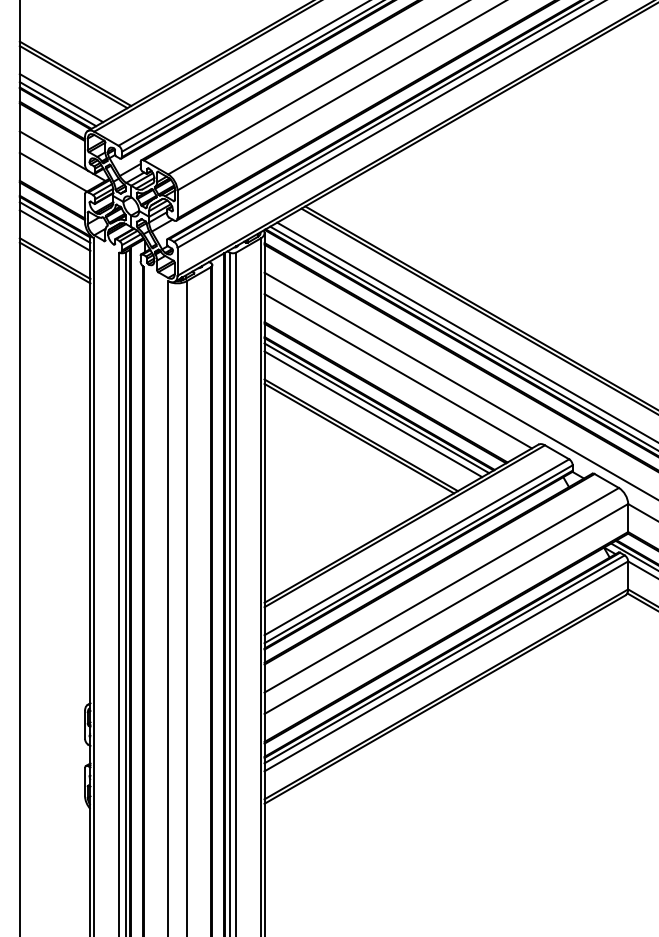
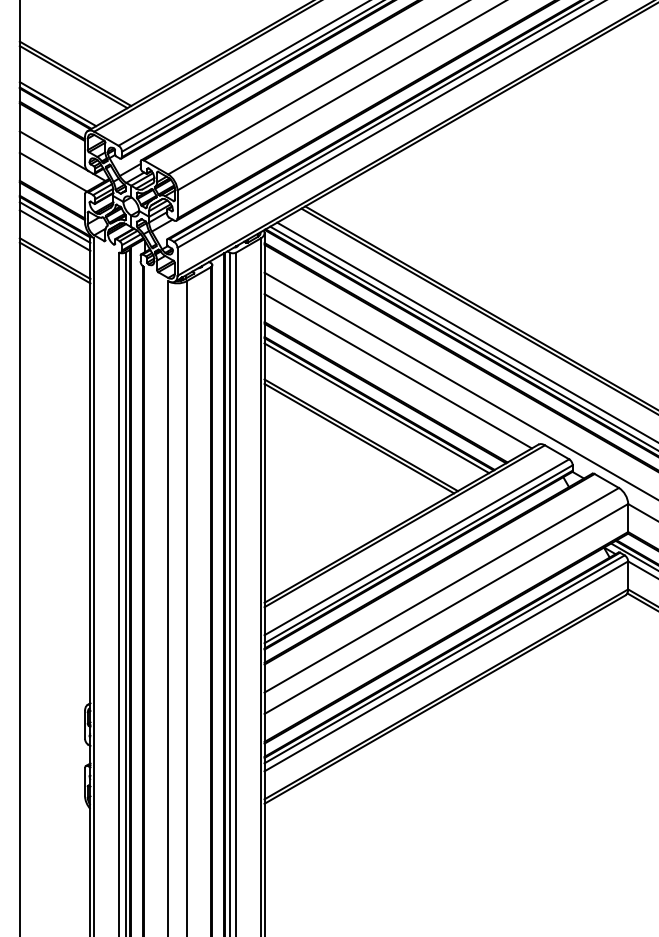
line: present -> none (61, 98)
line: present -> none (373, 414)
